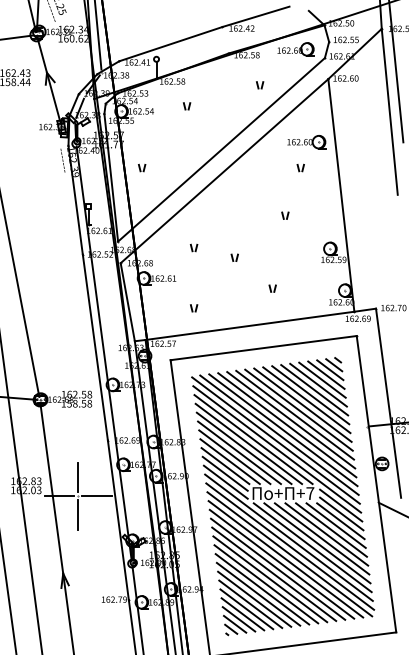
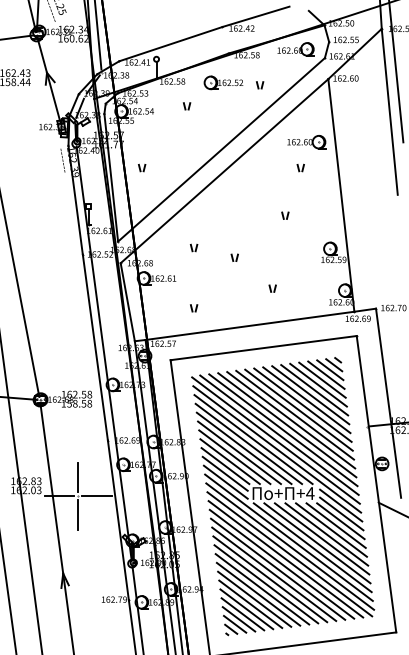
part: none -> present (223, 82)
text: +7 -> +4 (310, 493)
